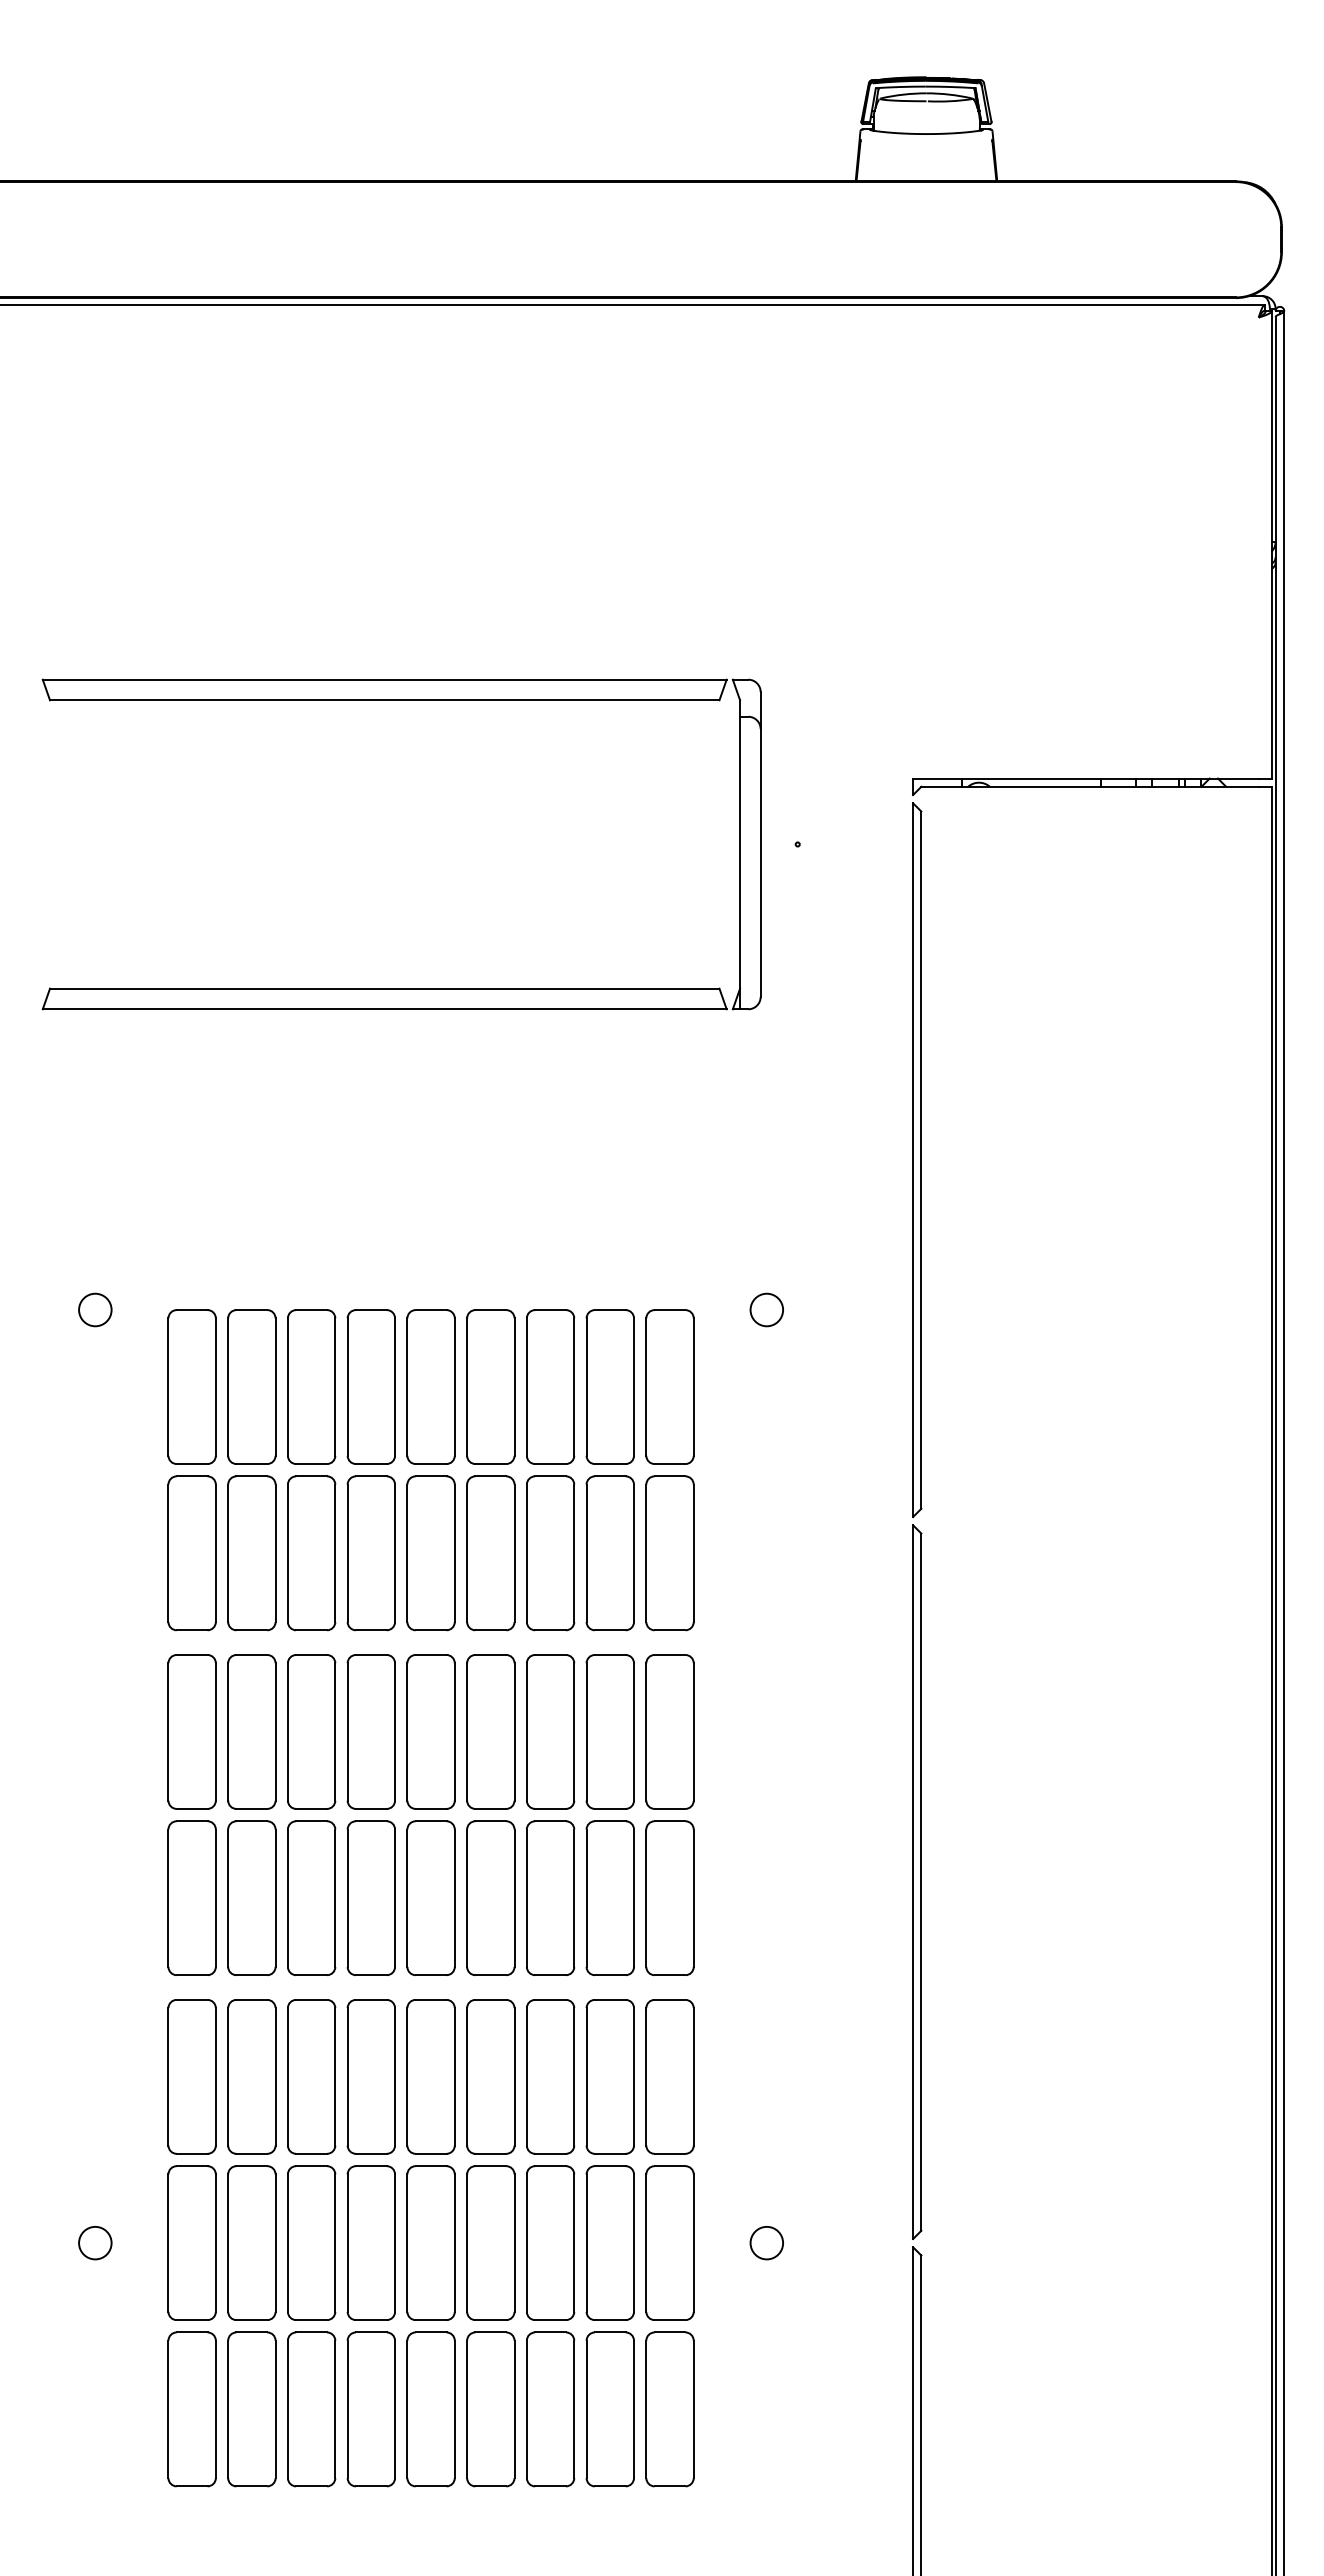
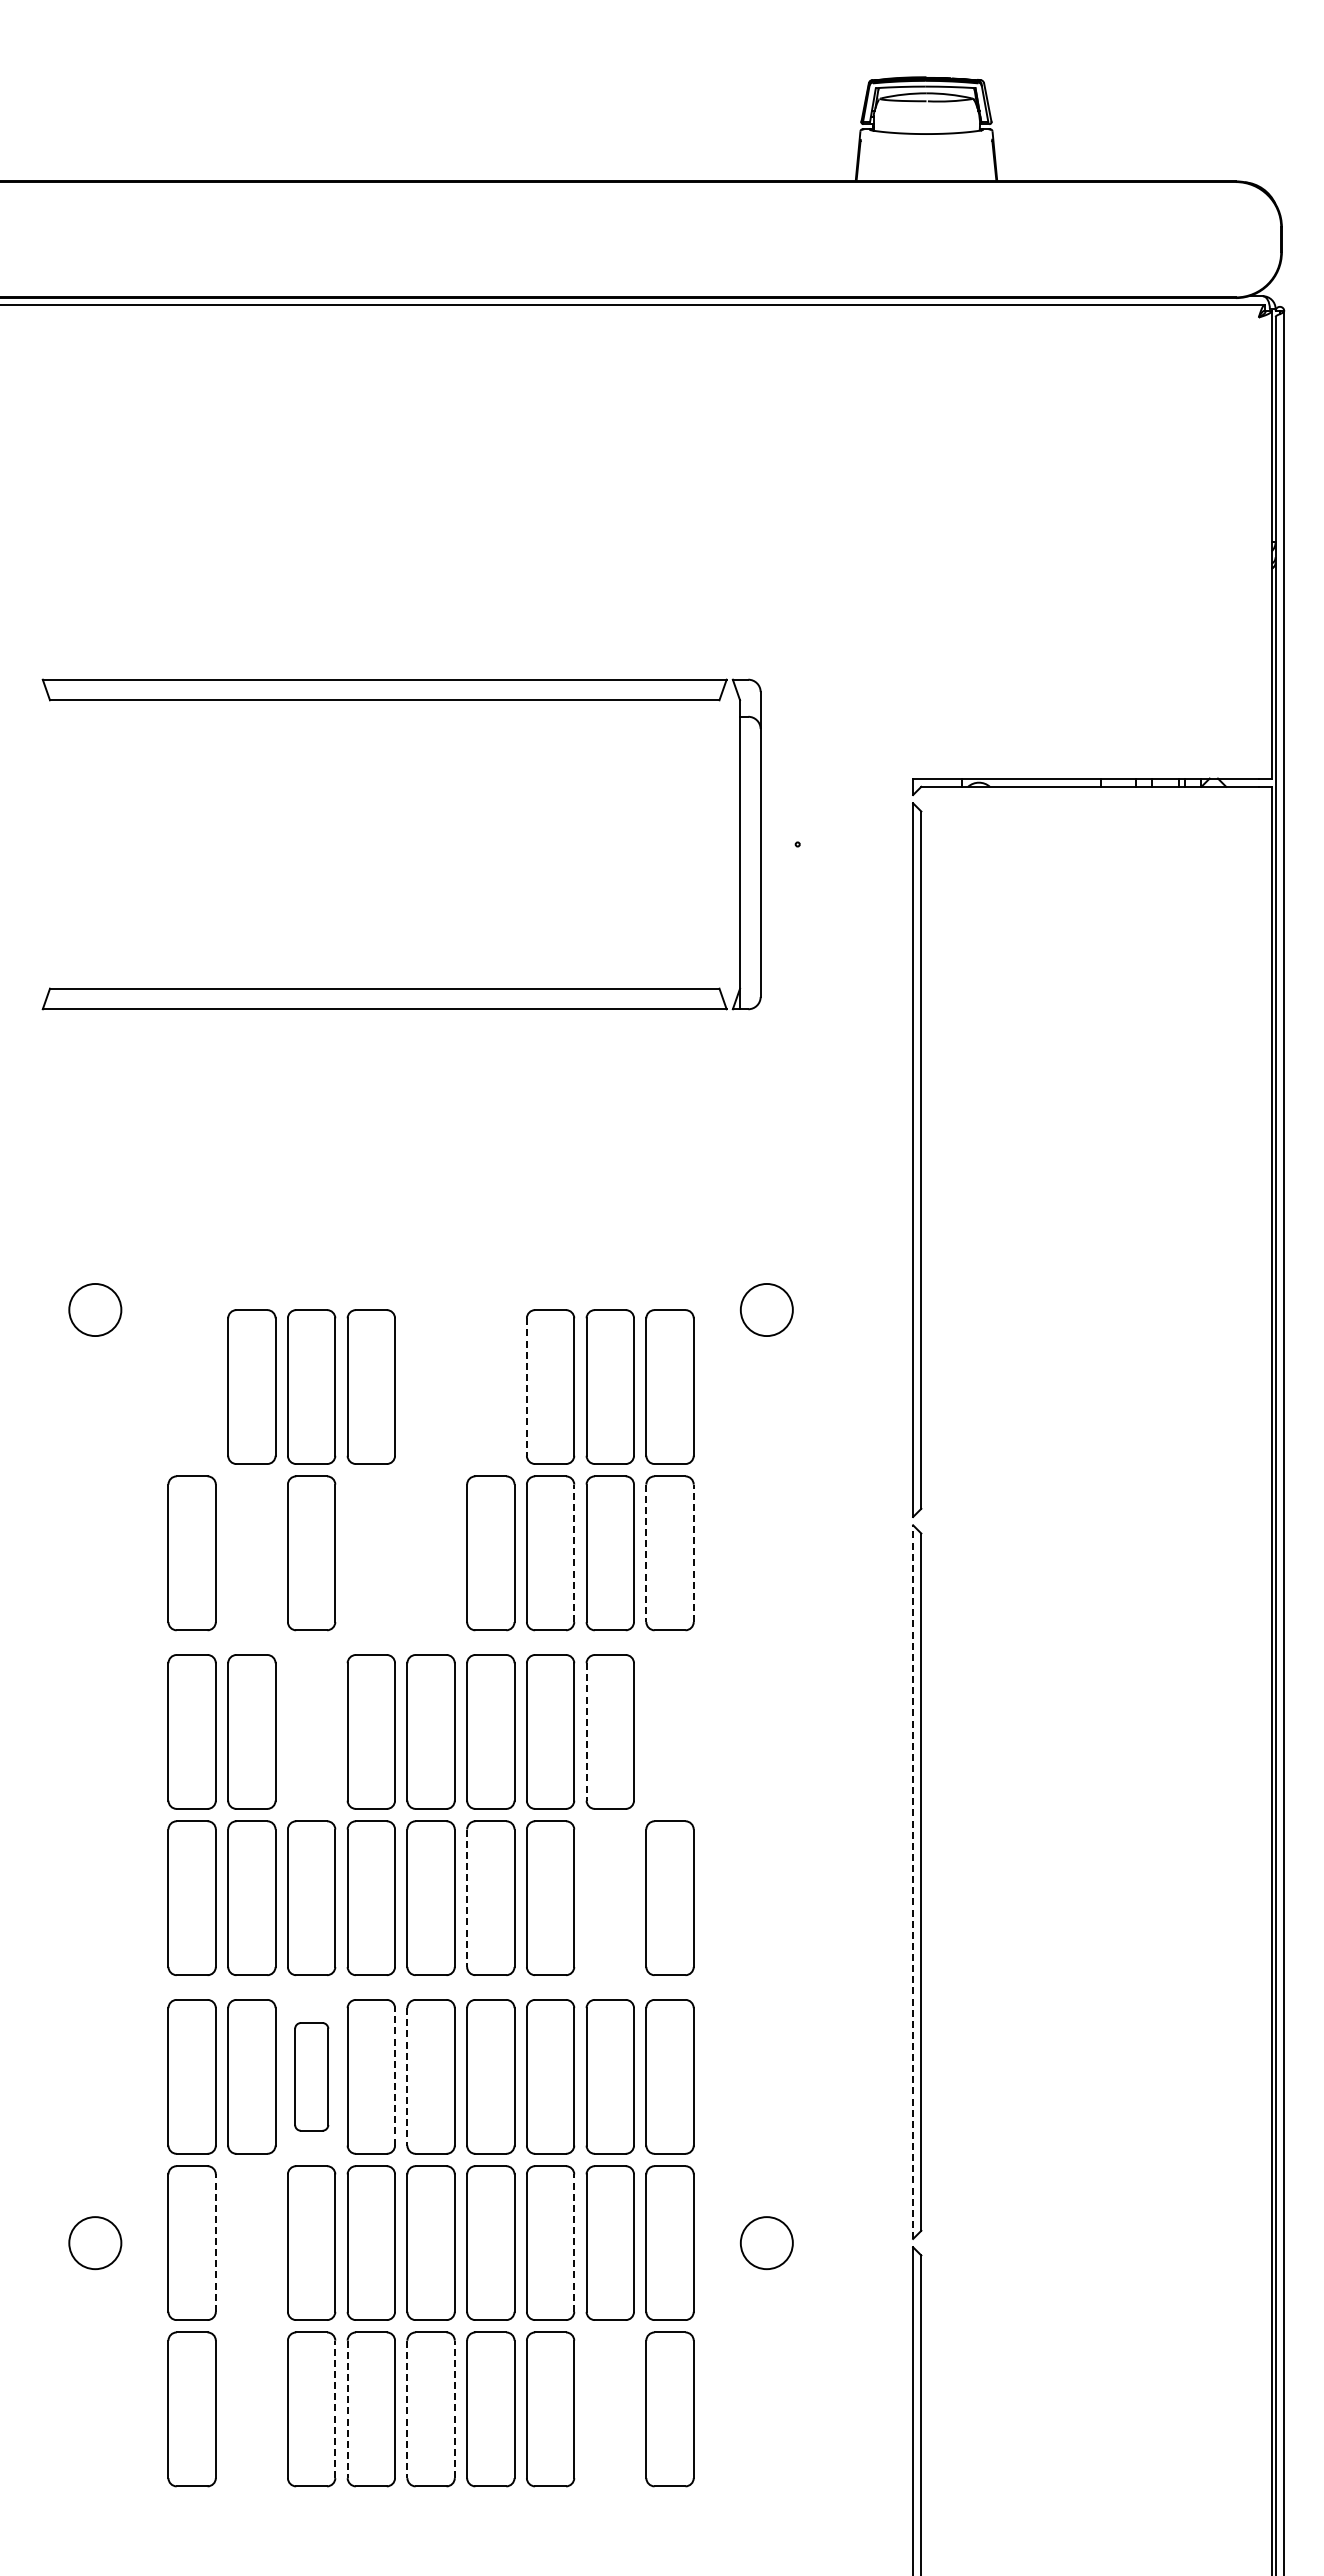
circle diameter: 33 px -> 52 px (95, 1309)
circle diameter: 33 px -> 52 px (766, 1309)
part: present -> none (191, 1386)
part: present -> none (430, 1386)
part: present -> none (490, 1386)
line: solid -> dashed (526, 1387)
part: present -> none (251, 1553)
part: present -> none (370, 1553)
part: present -> none (430, 1553)
line: solid -> dashed (574, 1553)
line: solid -> dashed (646, 1553)
line: solid -> dashed (693, 1553)
part: present -> none (311, 1731)
line: solid -> dashed (586, 1731)
part: present -> none (669, 1731)
line: solid -> dashed (913, 1882)
part: present -> none (609, 1897)
line: solid -> dashed (467, 1898)
part size: 50x156 px -> 36x110 px (311, 2076)
line: solid -> dashed (395, 2076)
line: solid -> dashed (407, 2076)
circle diameter: 33 px -> 52 px (95, 2243)
part: present -> none (251, 2242)
circle diameter: 33 px -> 52 px (766, 2243)
line: solid -> dashed (215, 2243)
line: solid -> dashed (574, 2243)
part: present -> none (251, 2409)
line: solid -> dashed (335, 2409)
line: solid -> dashed (347, 2409)
line: solid -> dashed (407, 2409)
line: solid -> dashed (454, 2409)
part: present -> none (609, 2409)
